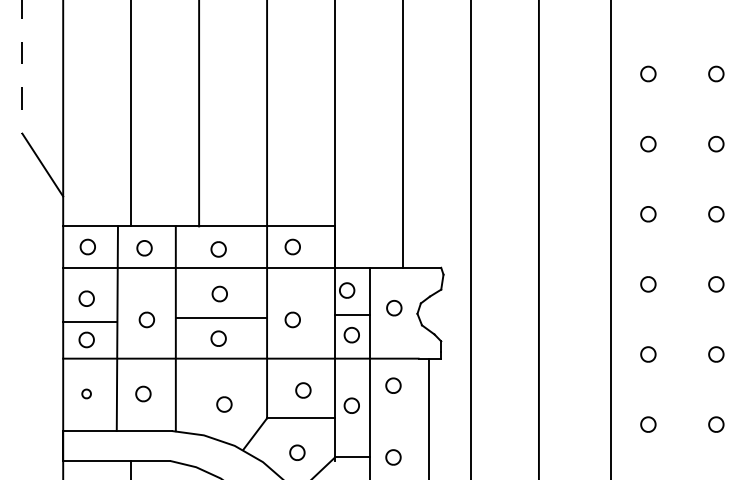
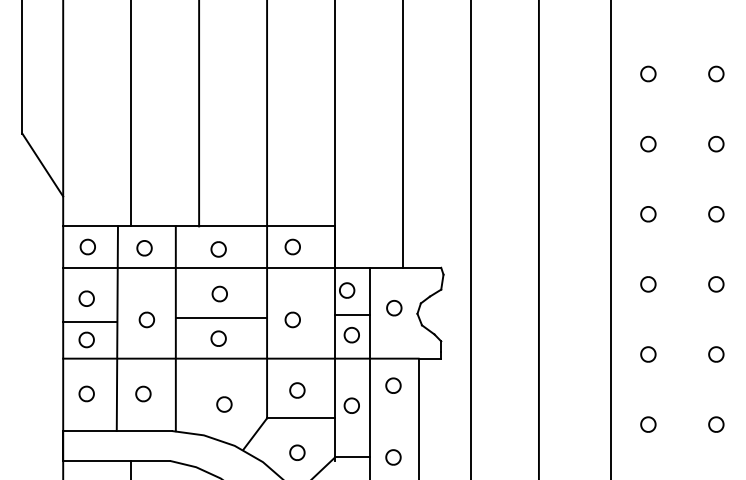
line: dashed -> solid (22, 66)
part position: (303, 390) -> (297, 390) (297, 390)
part size: 11x12 px -> 17x18 px (86, 393)
line position: (428, 417) -> (418, 417) (418, 417)
